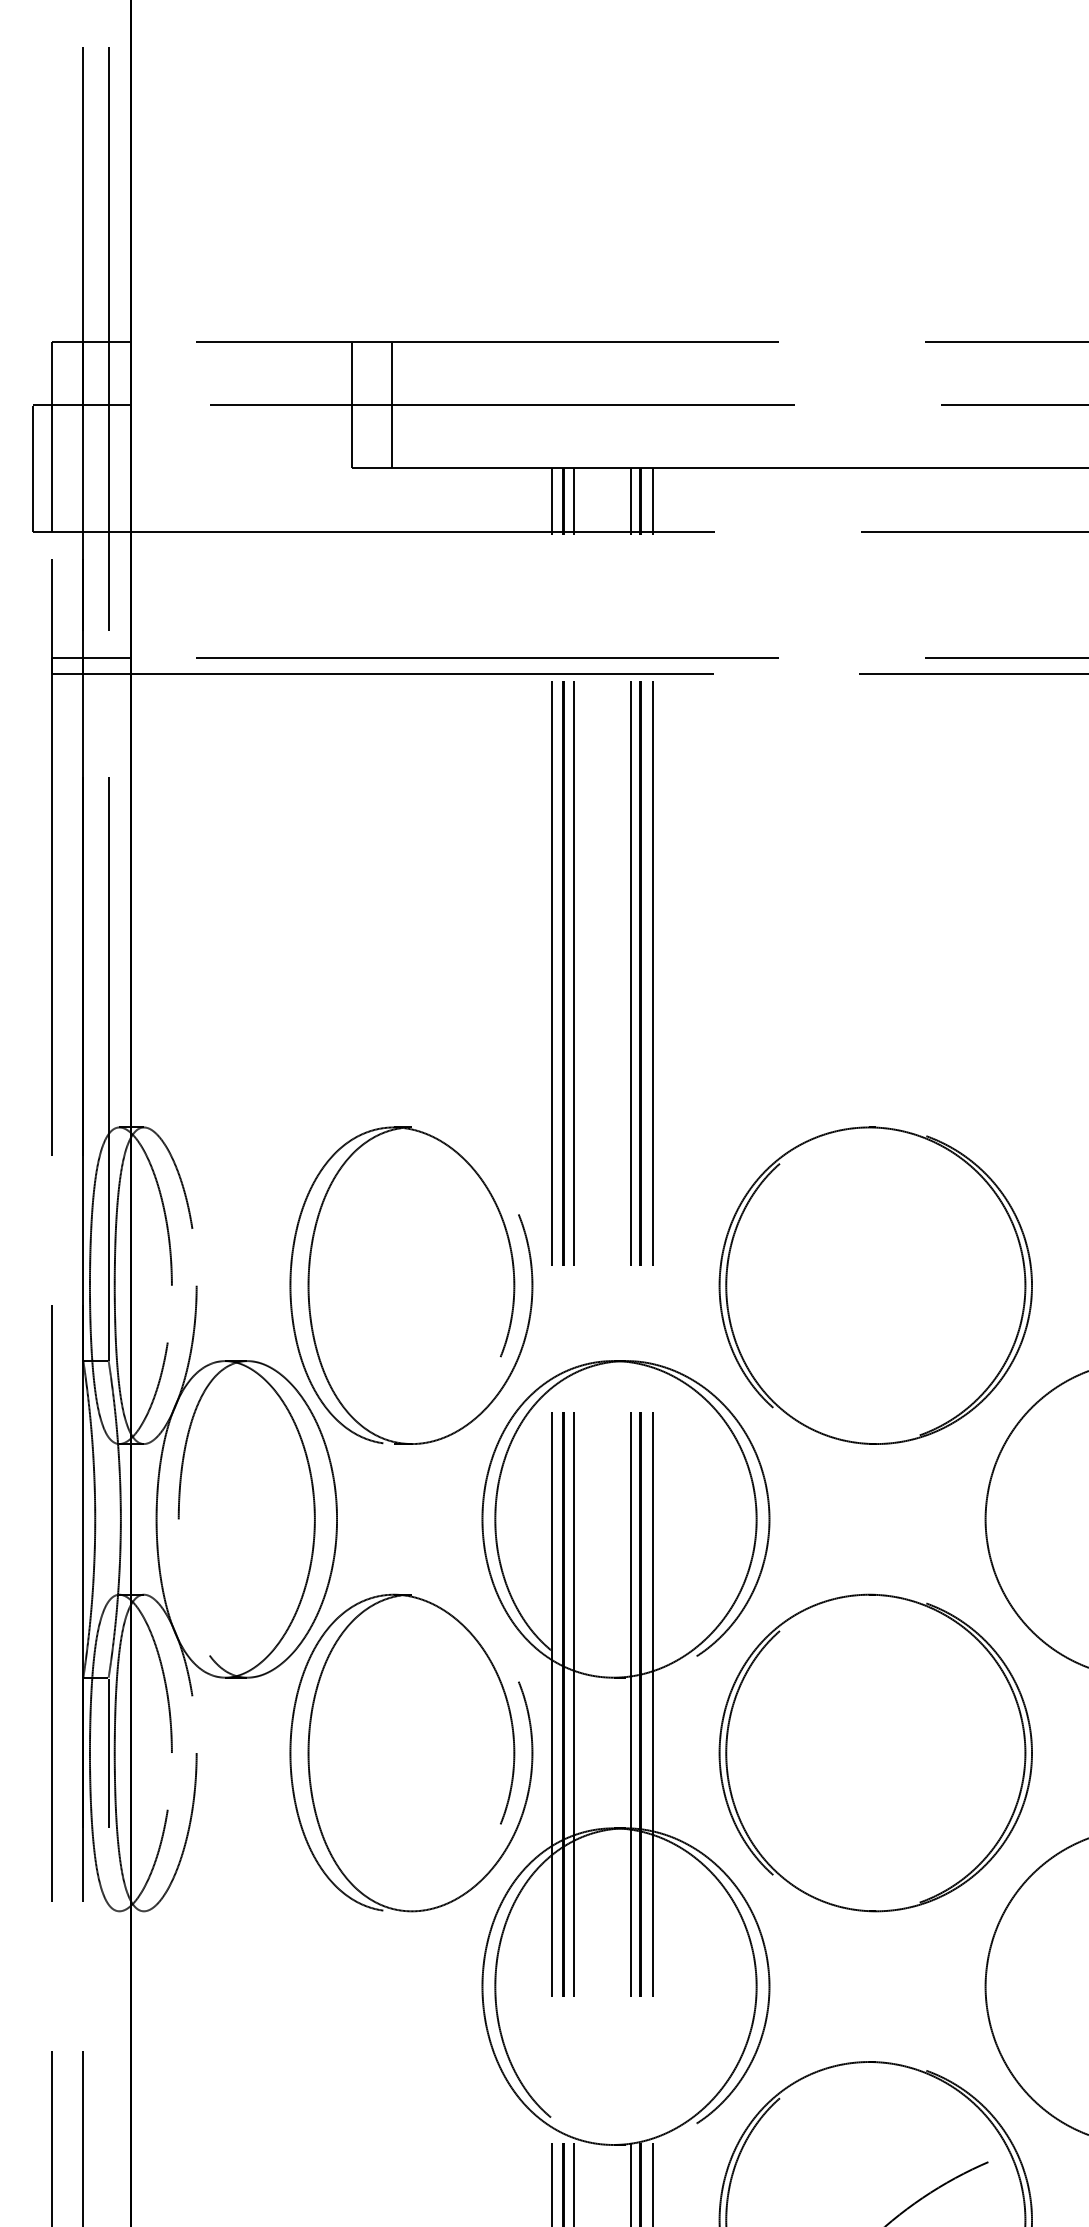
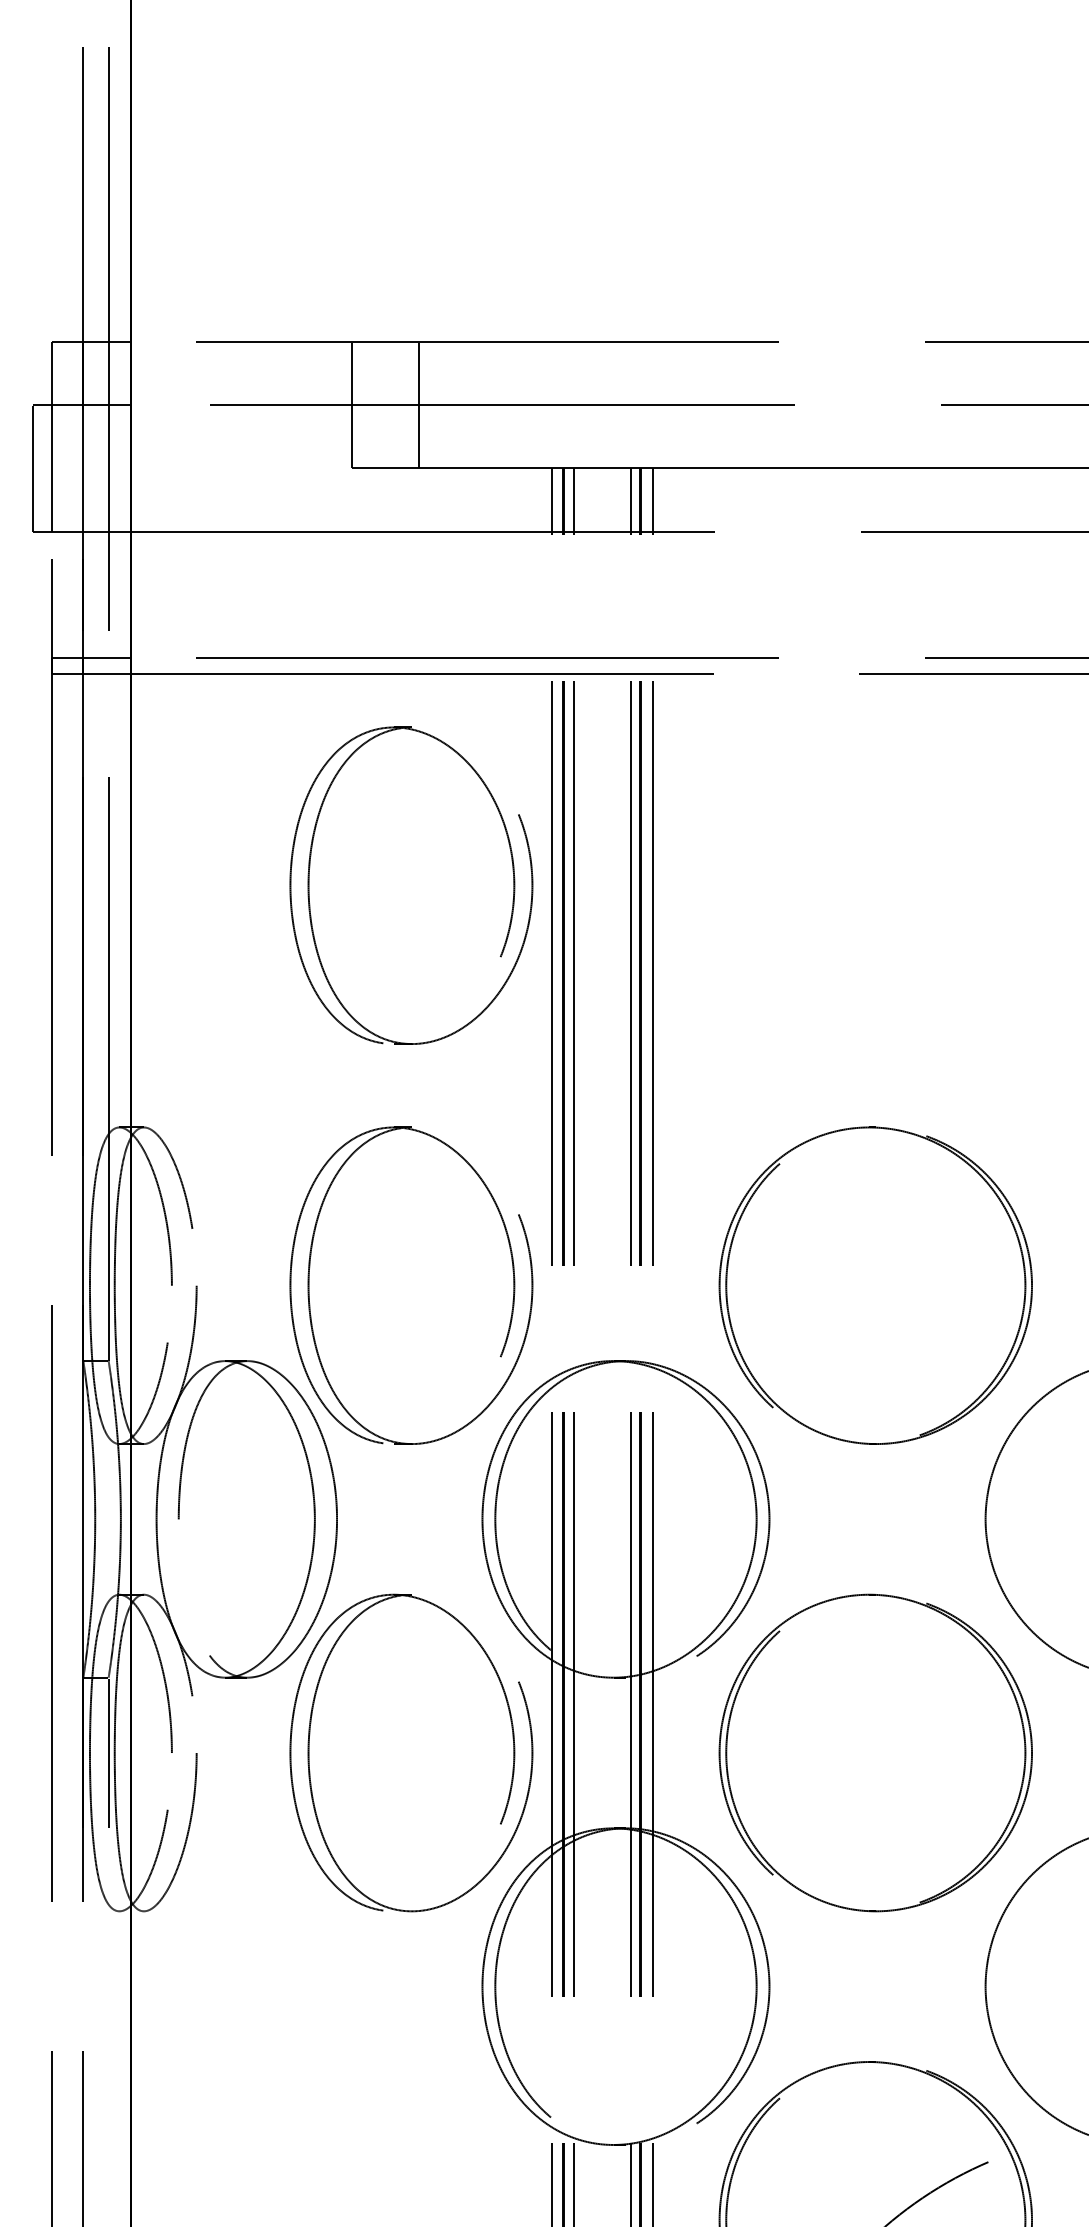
line position: (391, 404) -> (418, 404) (418, 404)
part: none -> present (512, 871)
